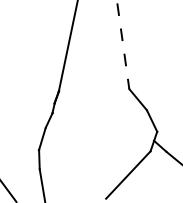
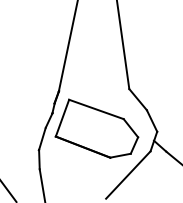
line: dashed -> solid (123, 45)
part: none -> present (96, 128)
